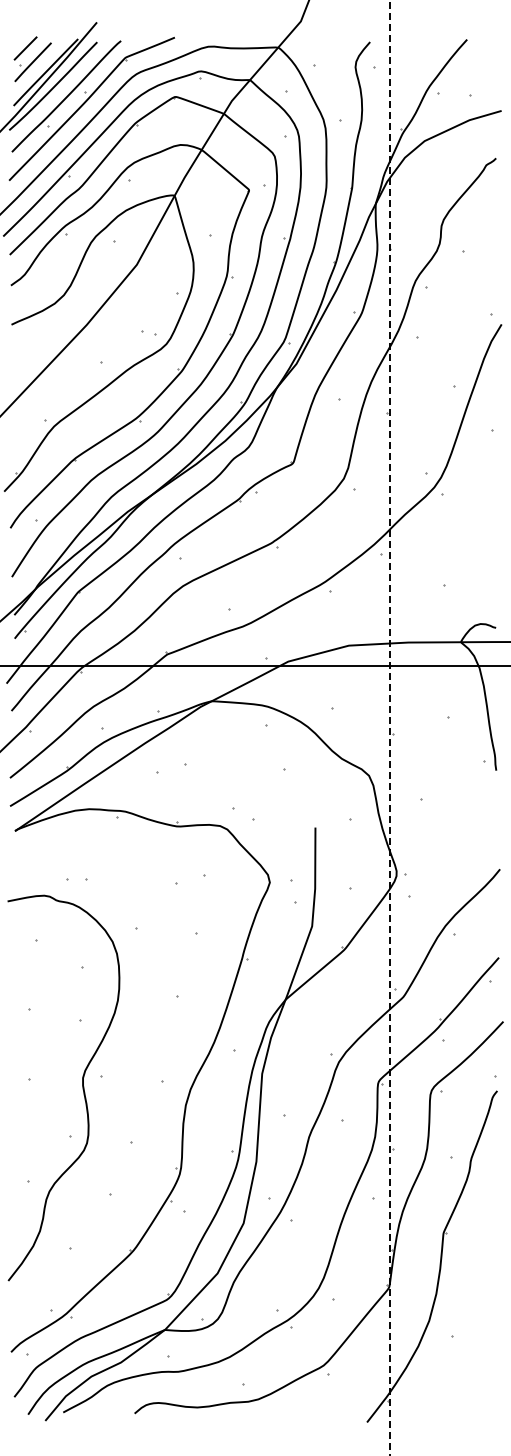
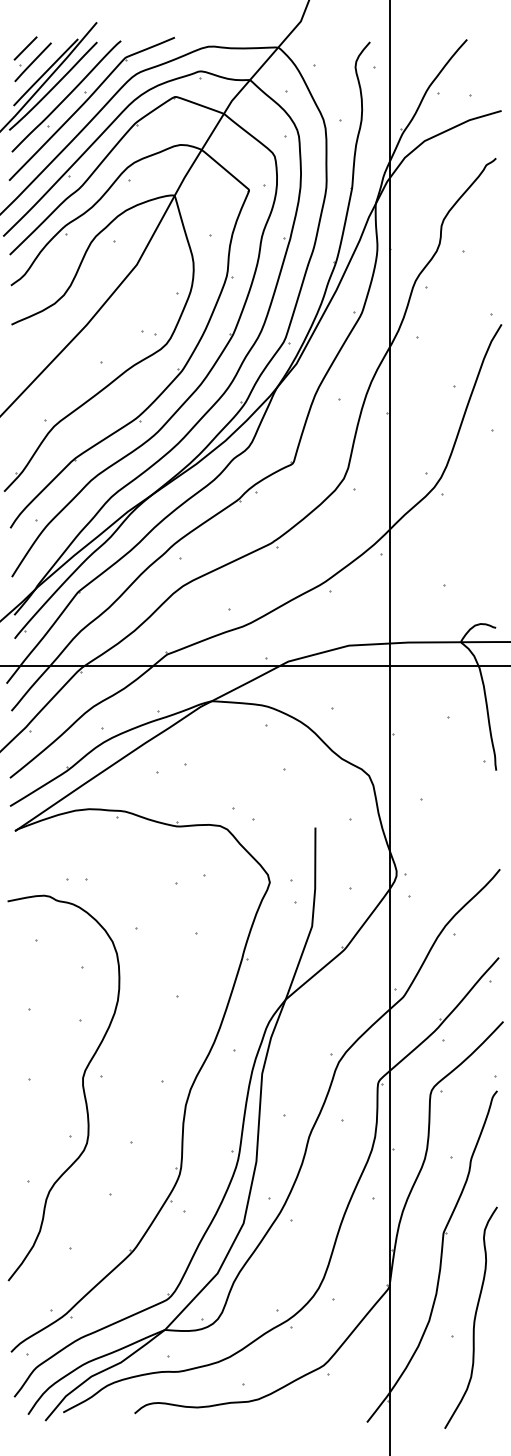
line: dashed -> solid (389, 728)
curve: none -> present (473, 1319)
